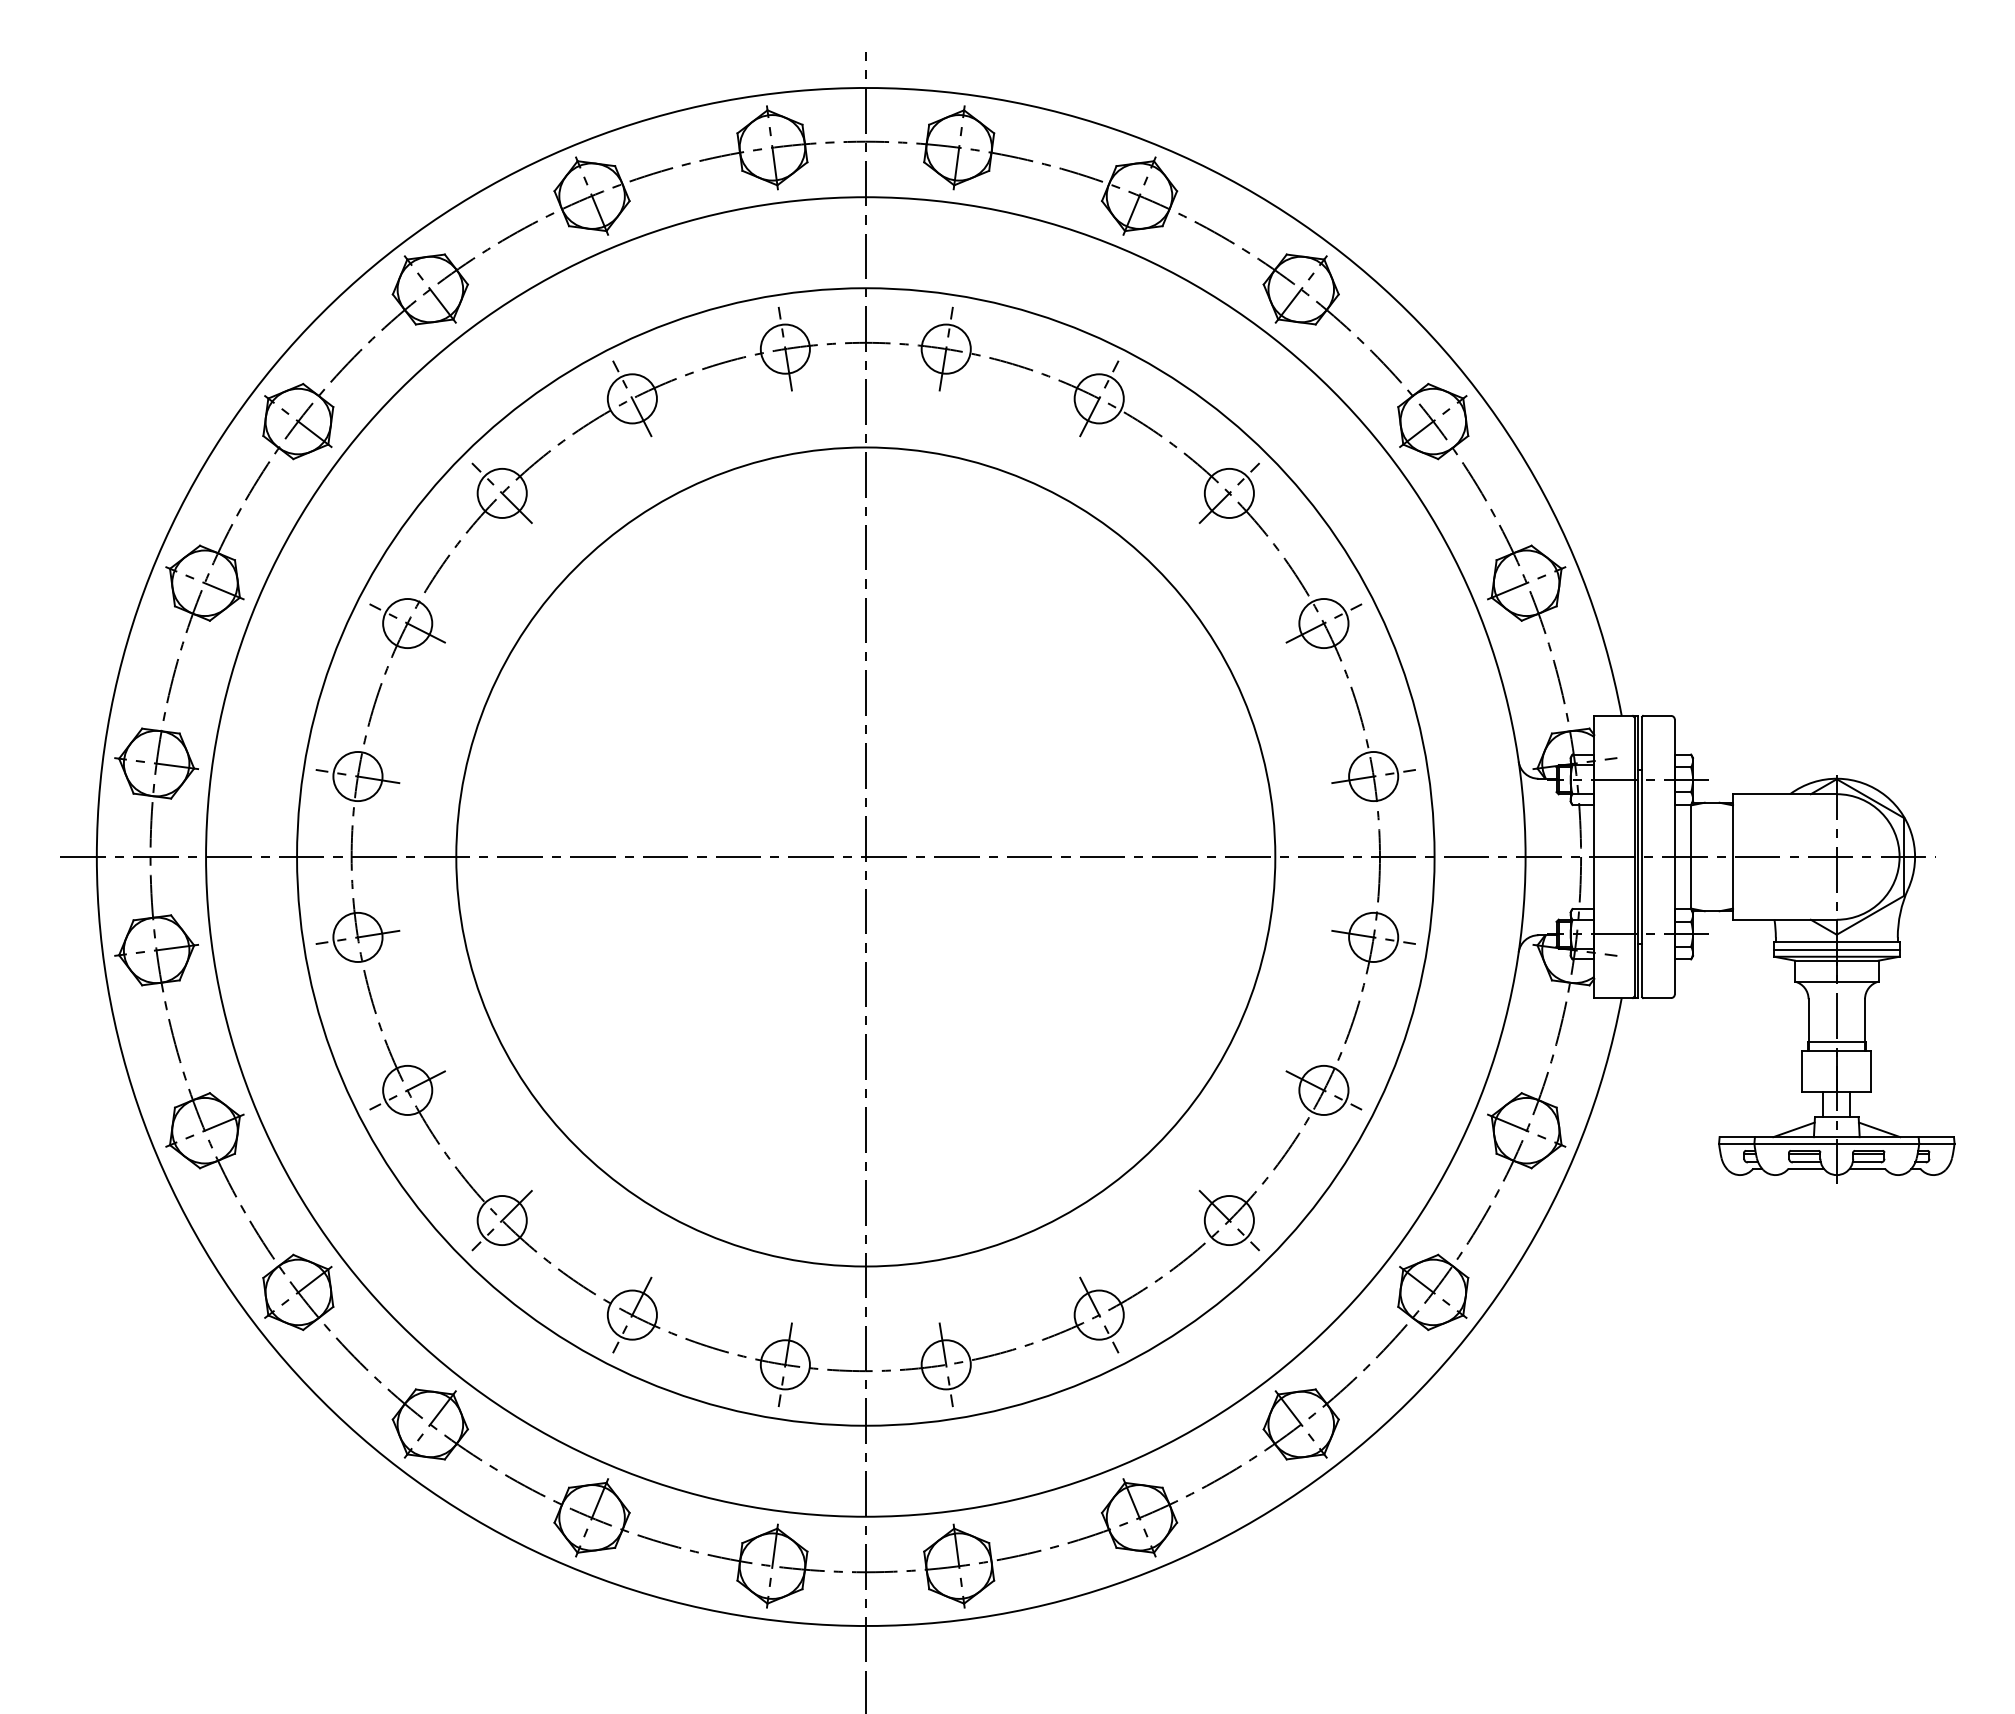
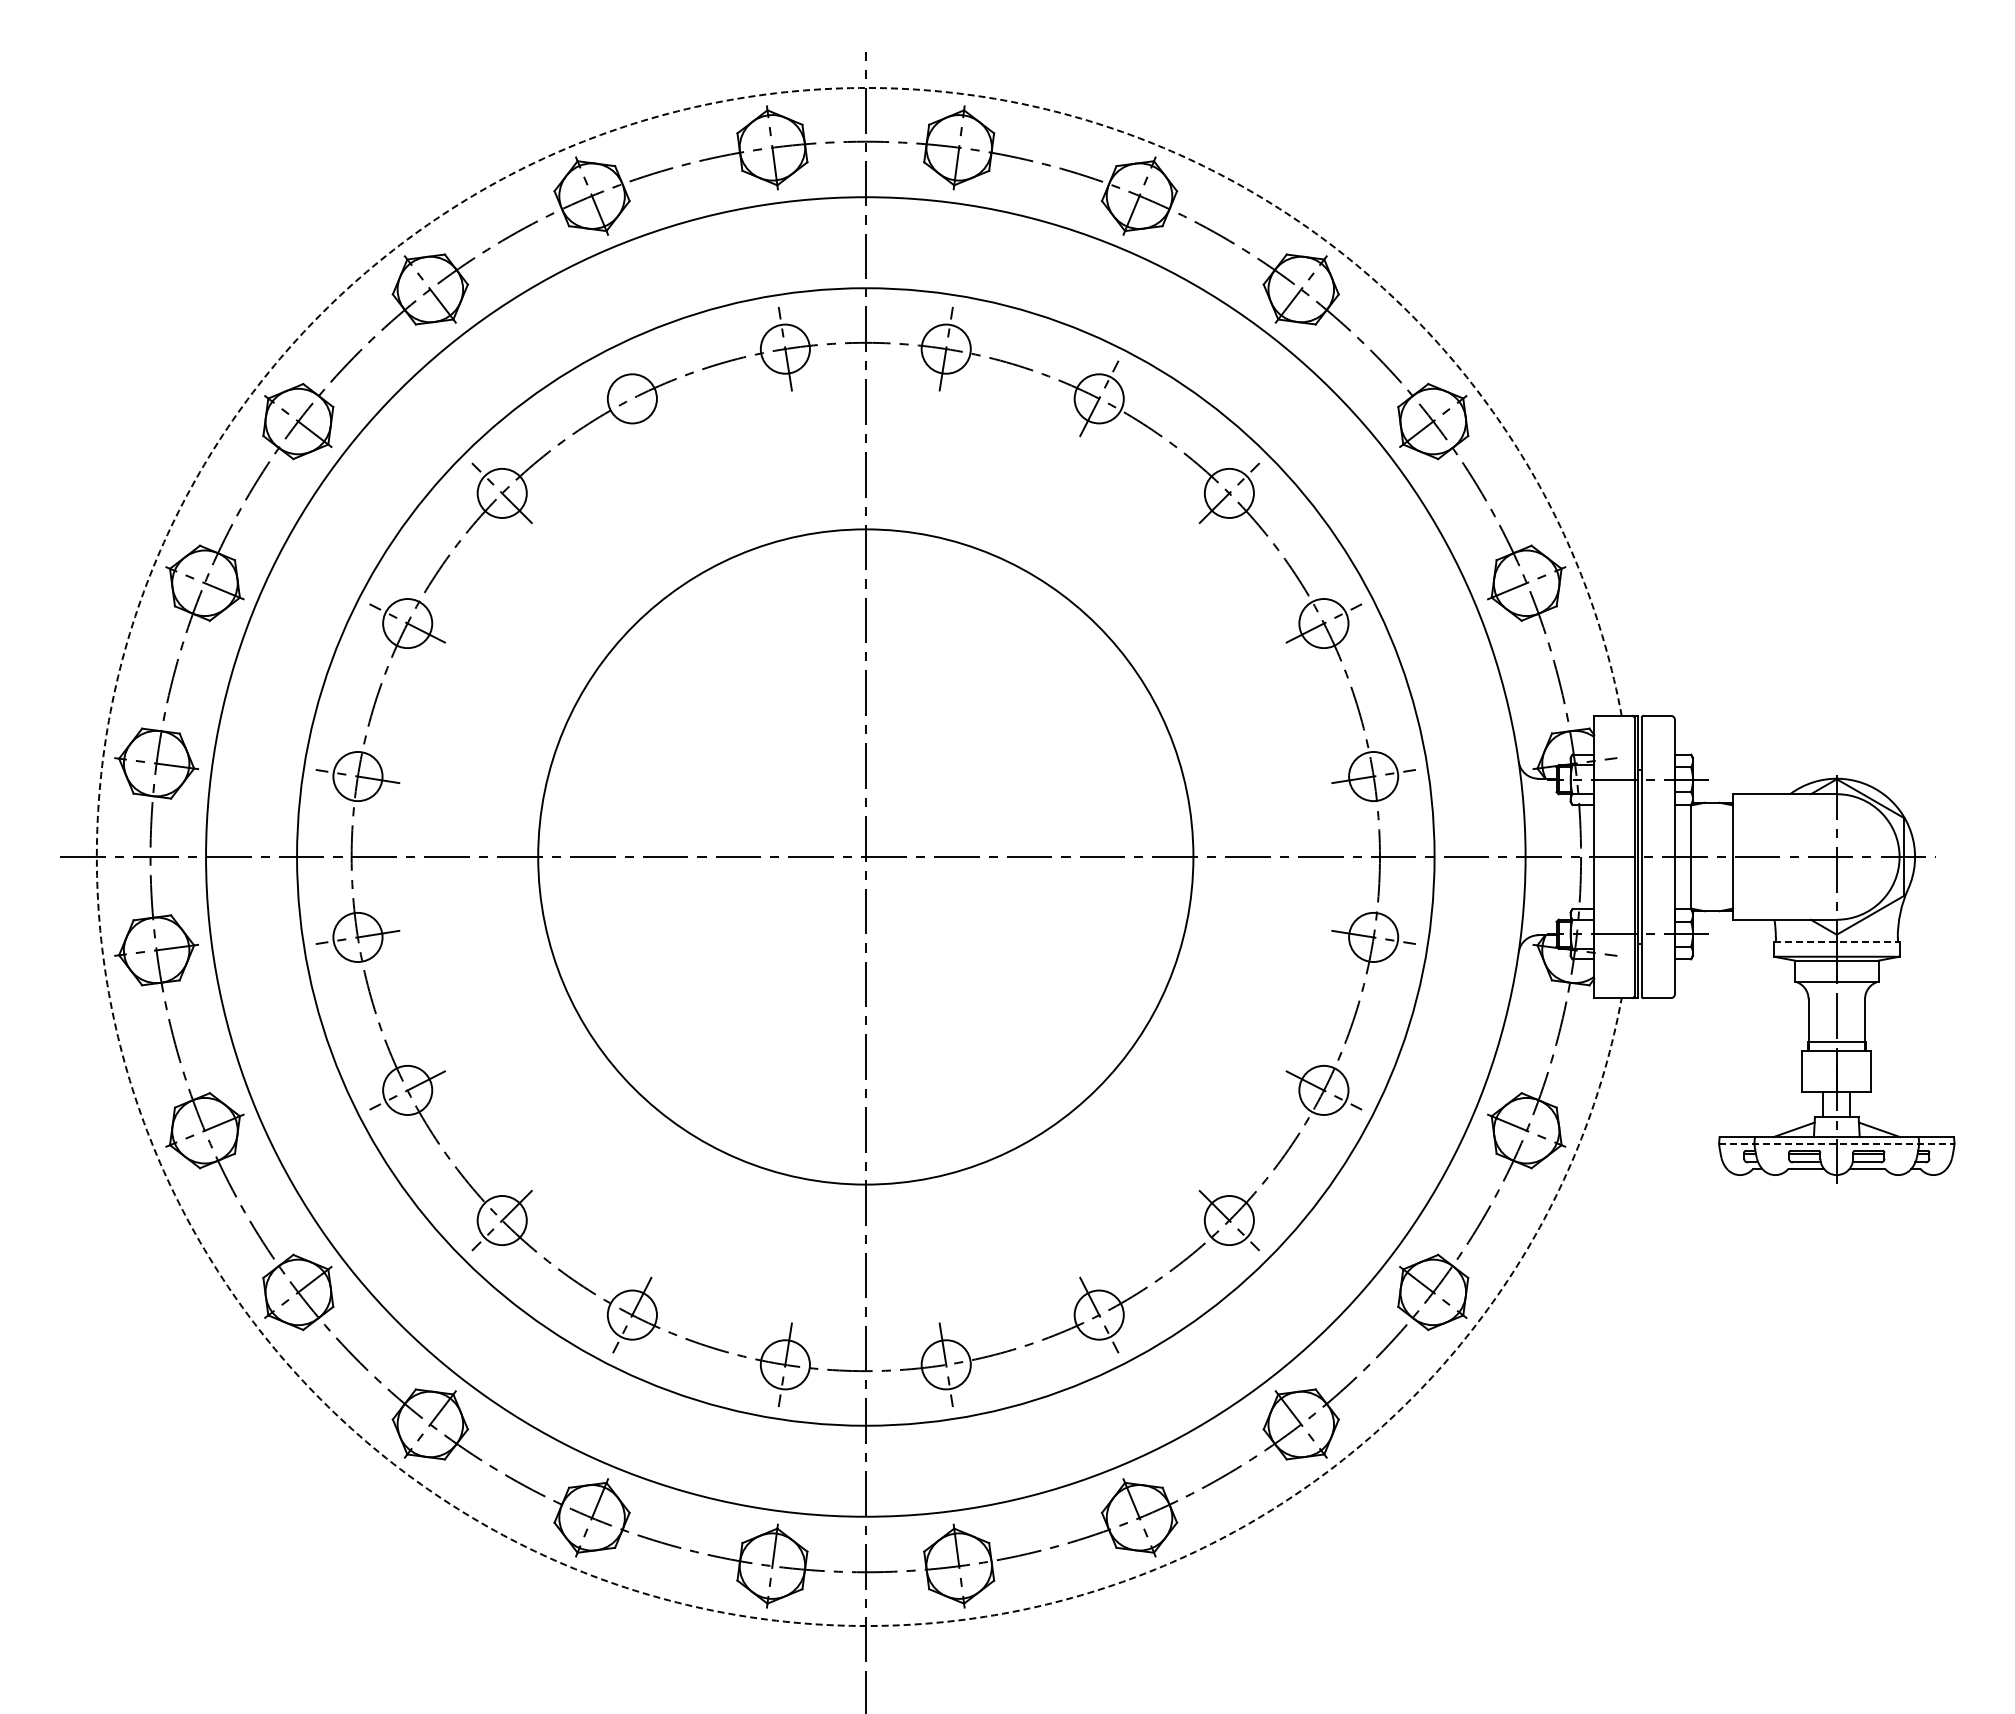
line: present -> none (631, 398)
circle diameter: 819 px -> 655 px (865, 856)
arc: solid -> dashed (96, 857)
line: solid -> dashed (1836, 941)
line: present -> none (1836, 949)
line: solid -> dashed (1836, 1143)
